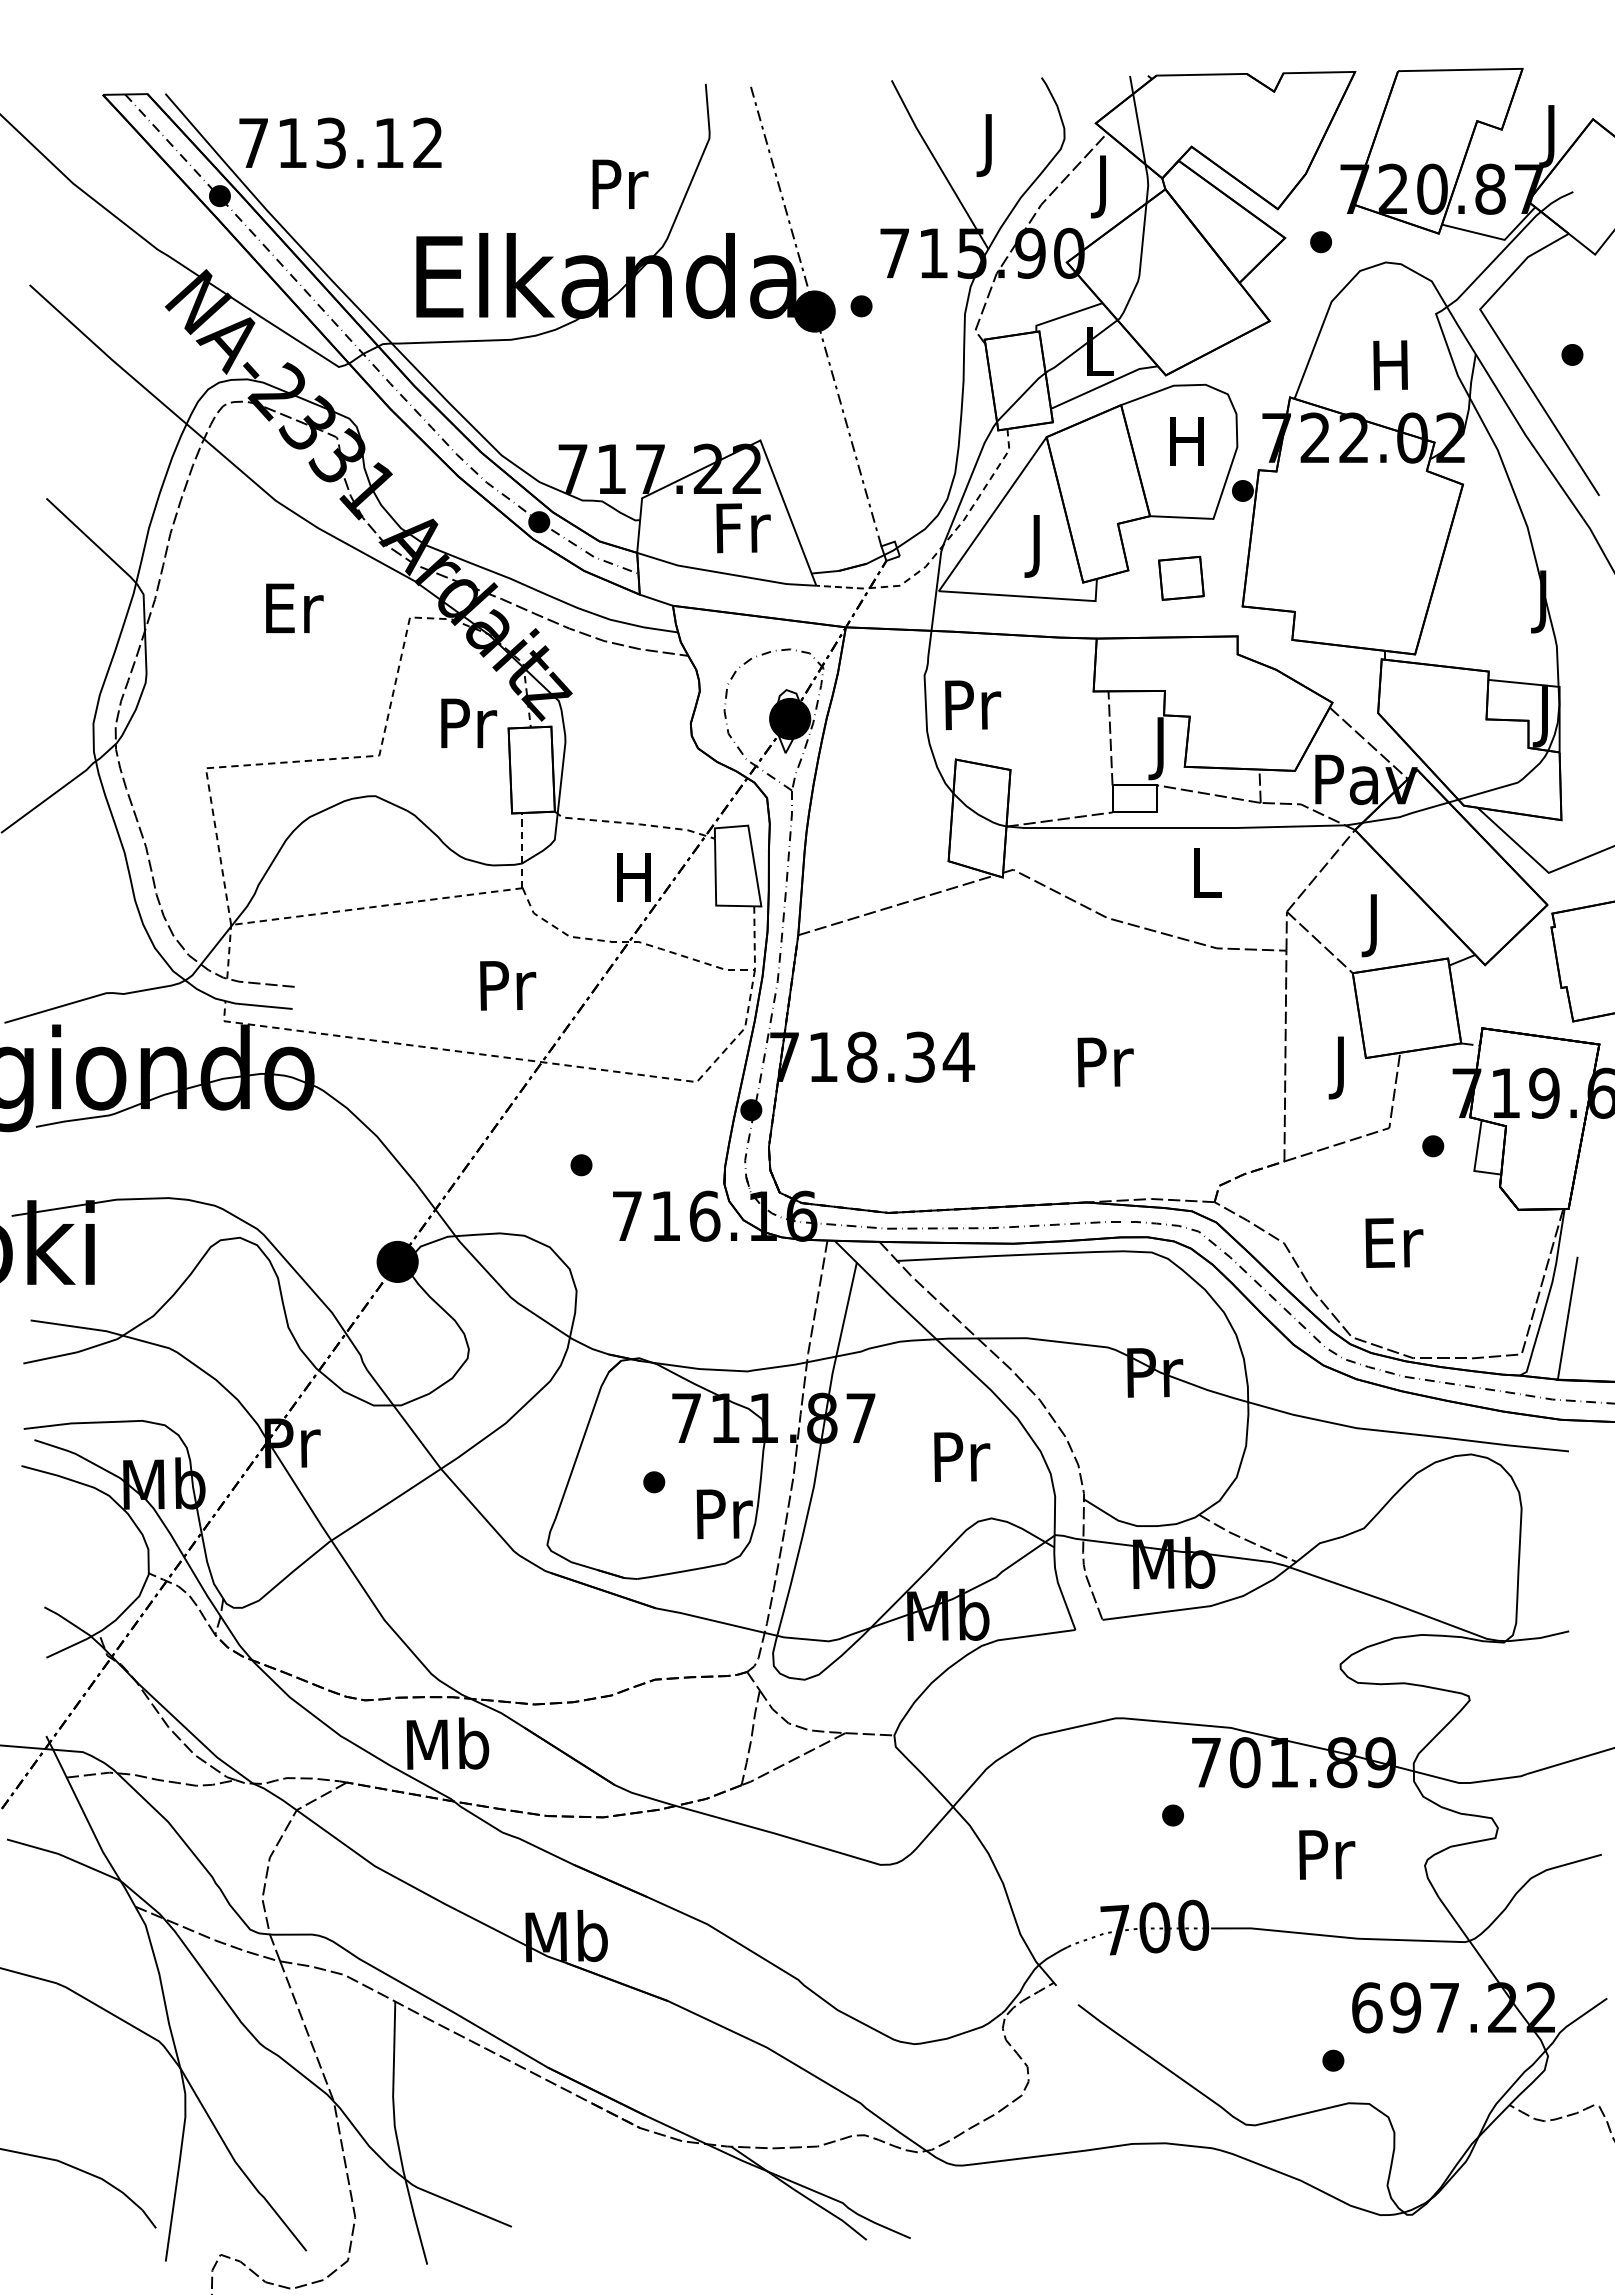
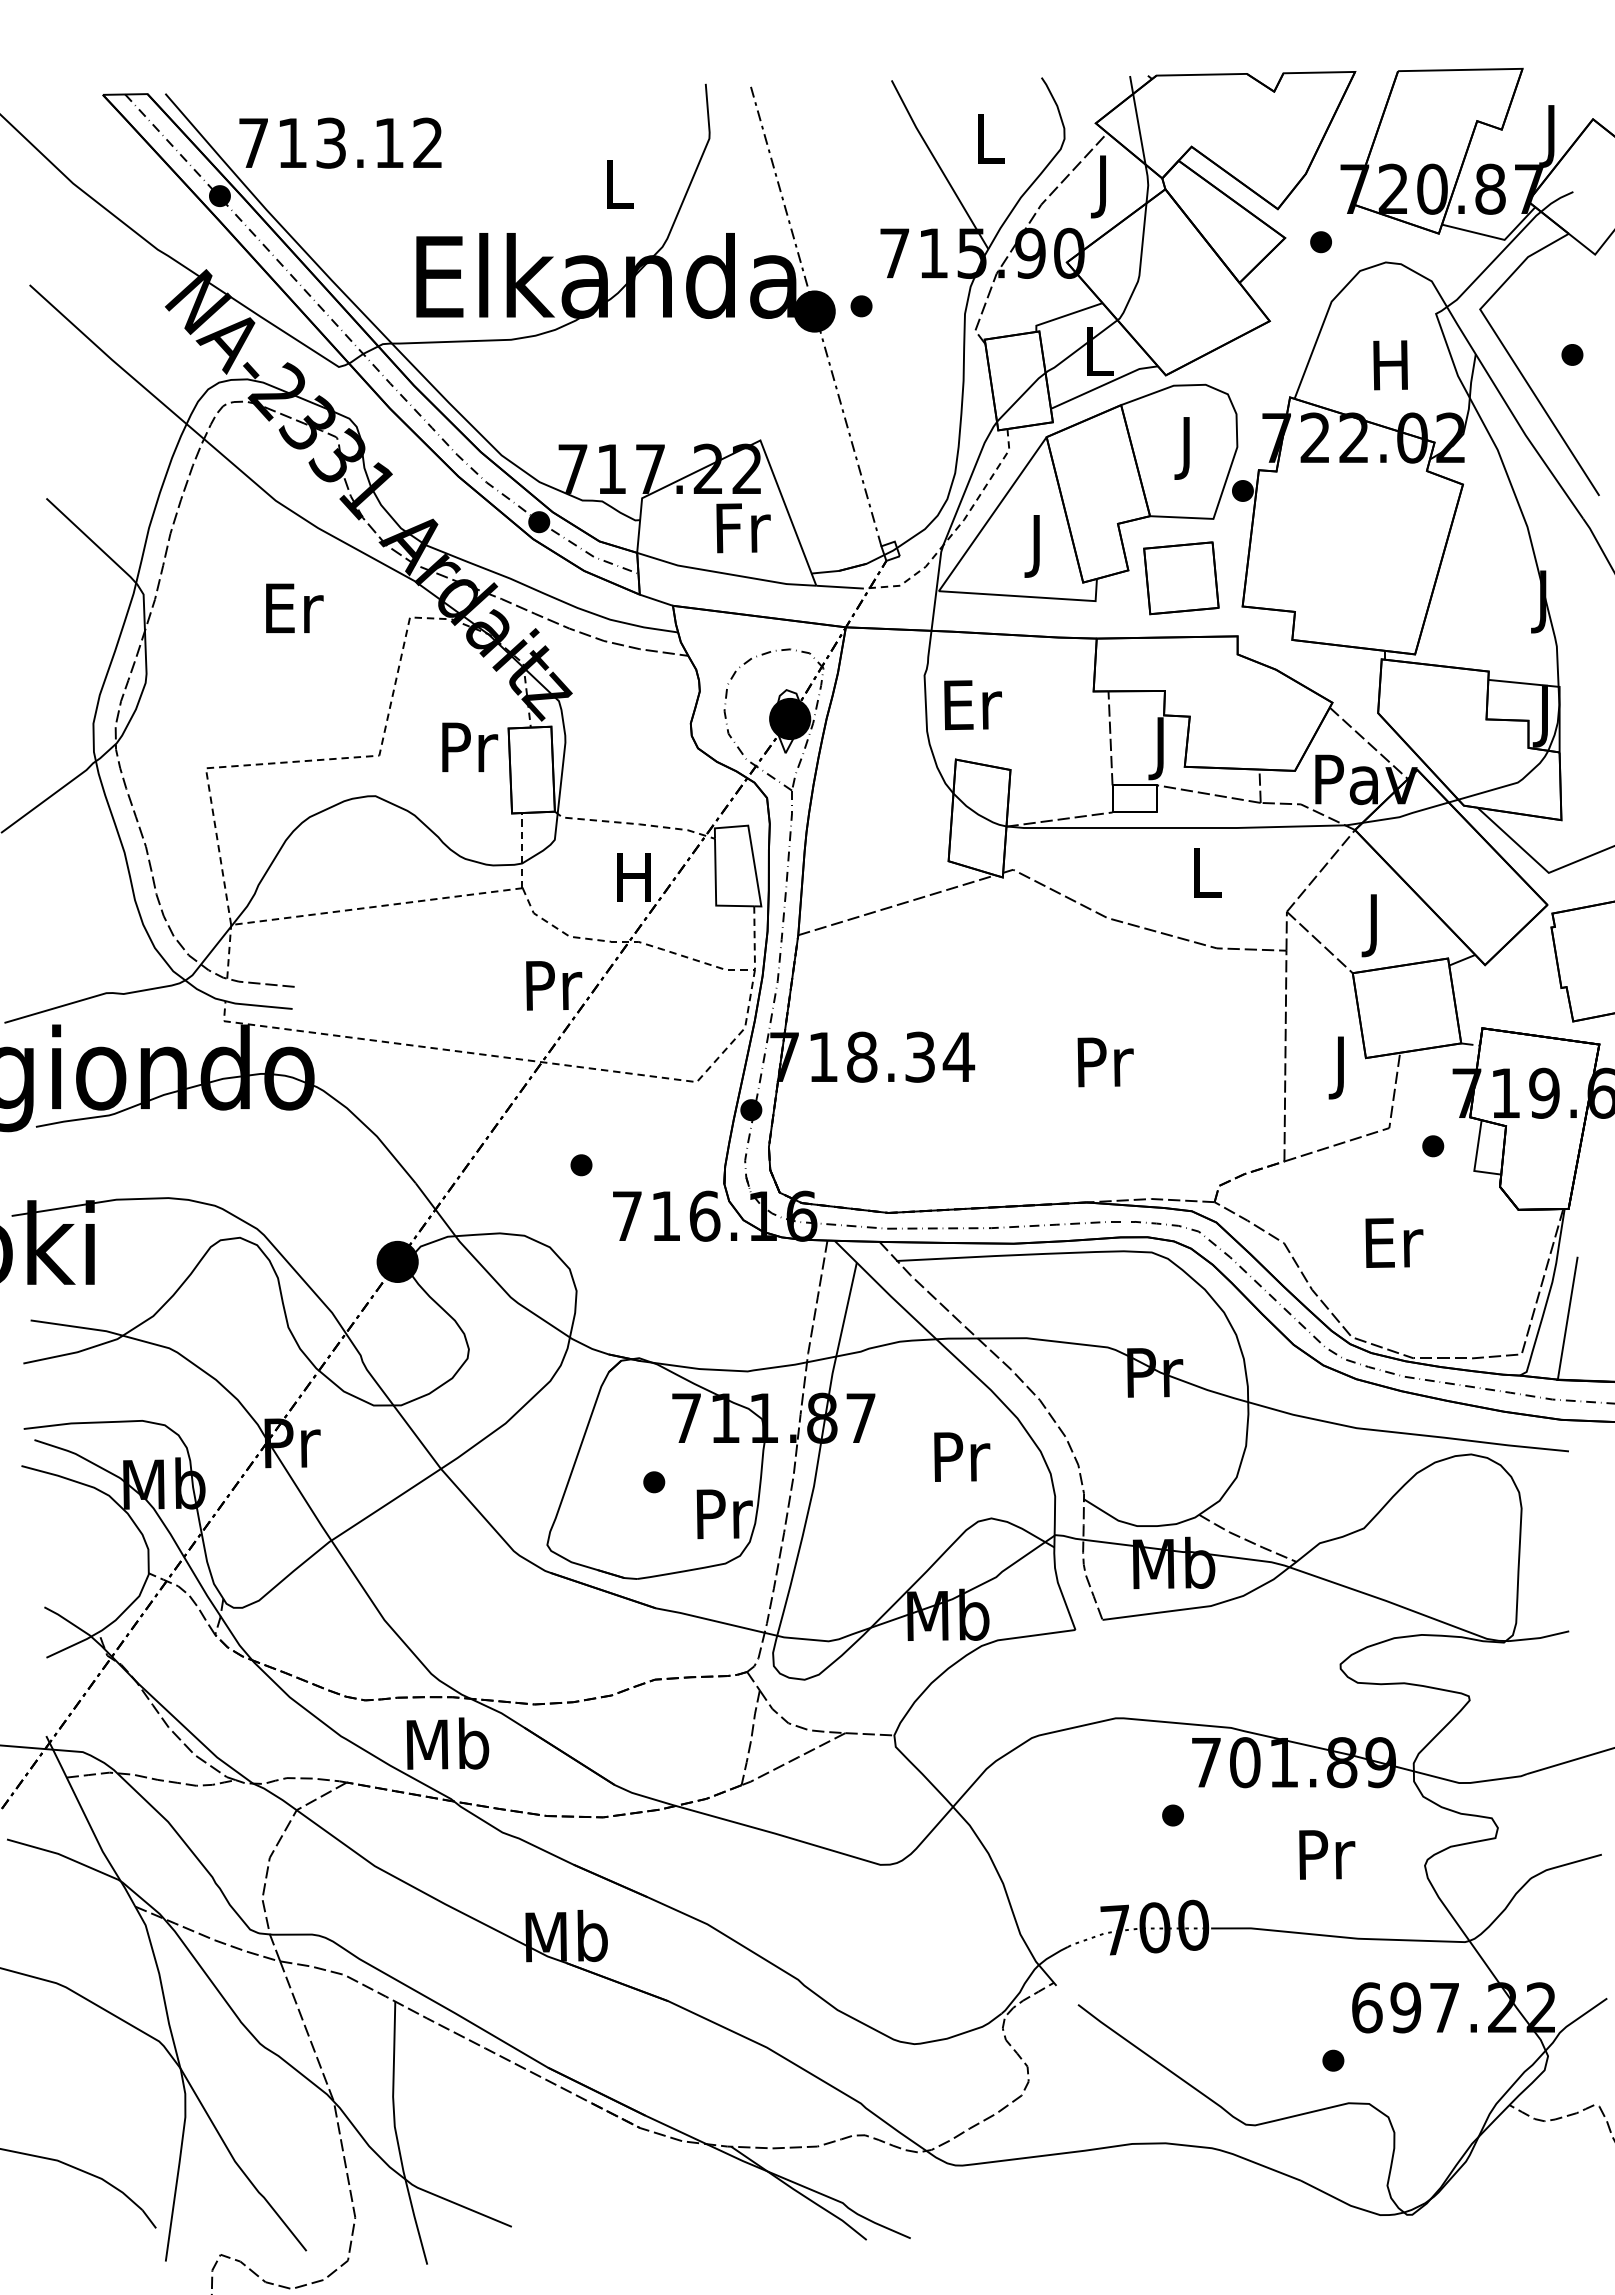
text: J -> L (990, 145)
text: Pr -> L (620, 184)
text: H -> J (1186, 448)
part size: 47x46 px -> 77x75 px (1181, 578)
line: dashed -> solid (840, 587)
text: Pr -> Er (972, 705)
text position: (469, 722) -> (470, 746) (470, 746)
text position: (508, 985) -> (554, 985) (554, 985)
